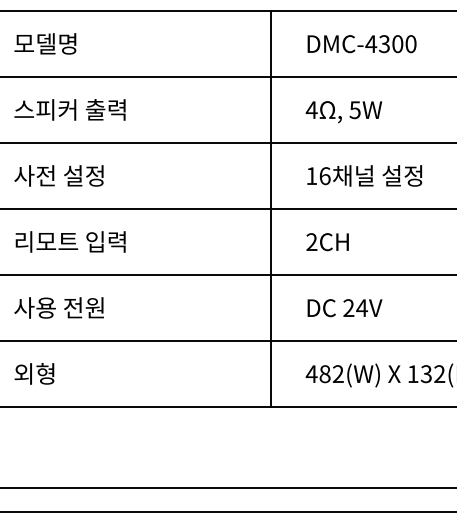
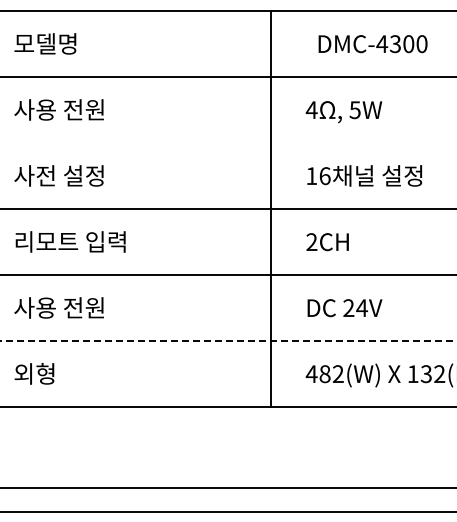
text position: (361, 44) -> (372, 44) (372, 44)
text: 스피커 출력 -> 사용 전원 (69, 109)
line: present -> none (227, 143)
line: solid -> dashed (229, 341)
